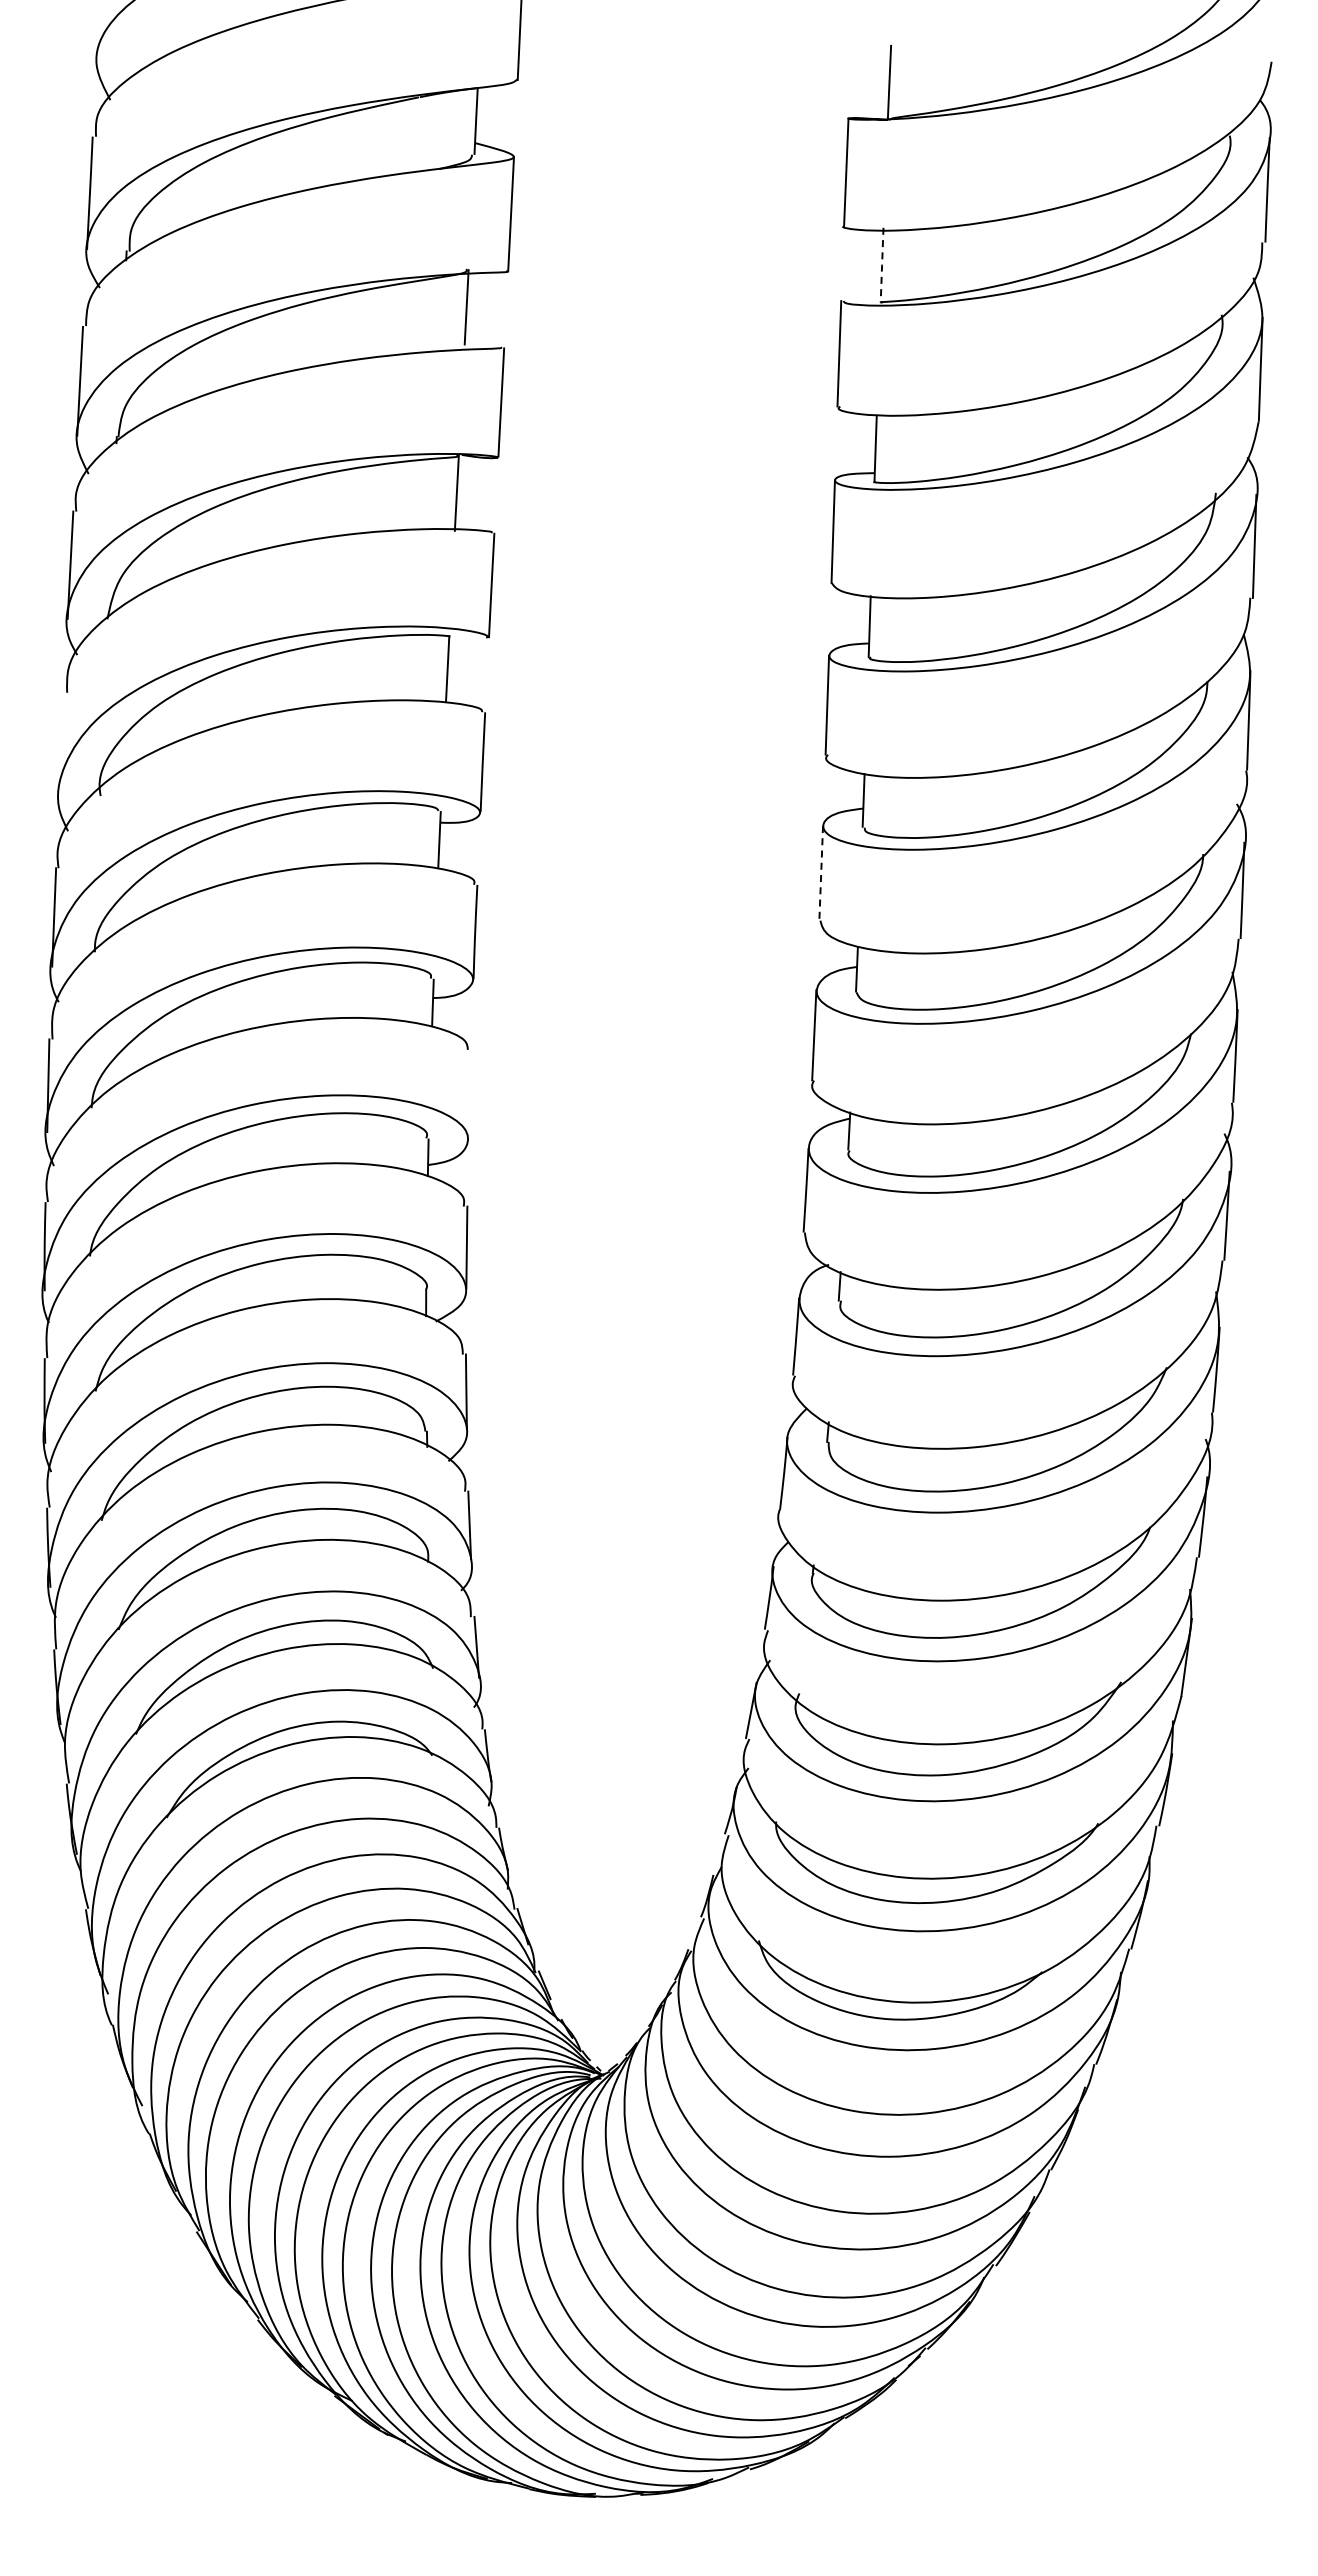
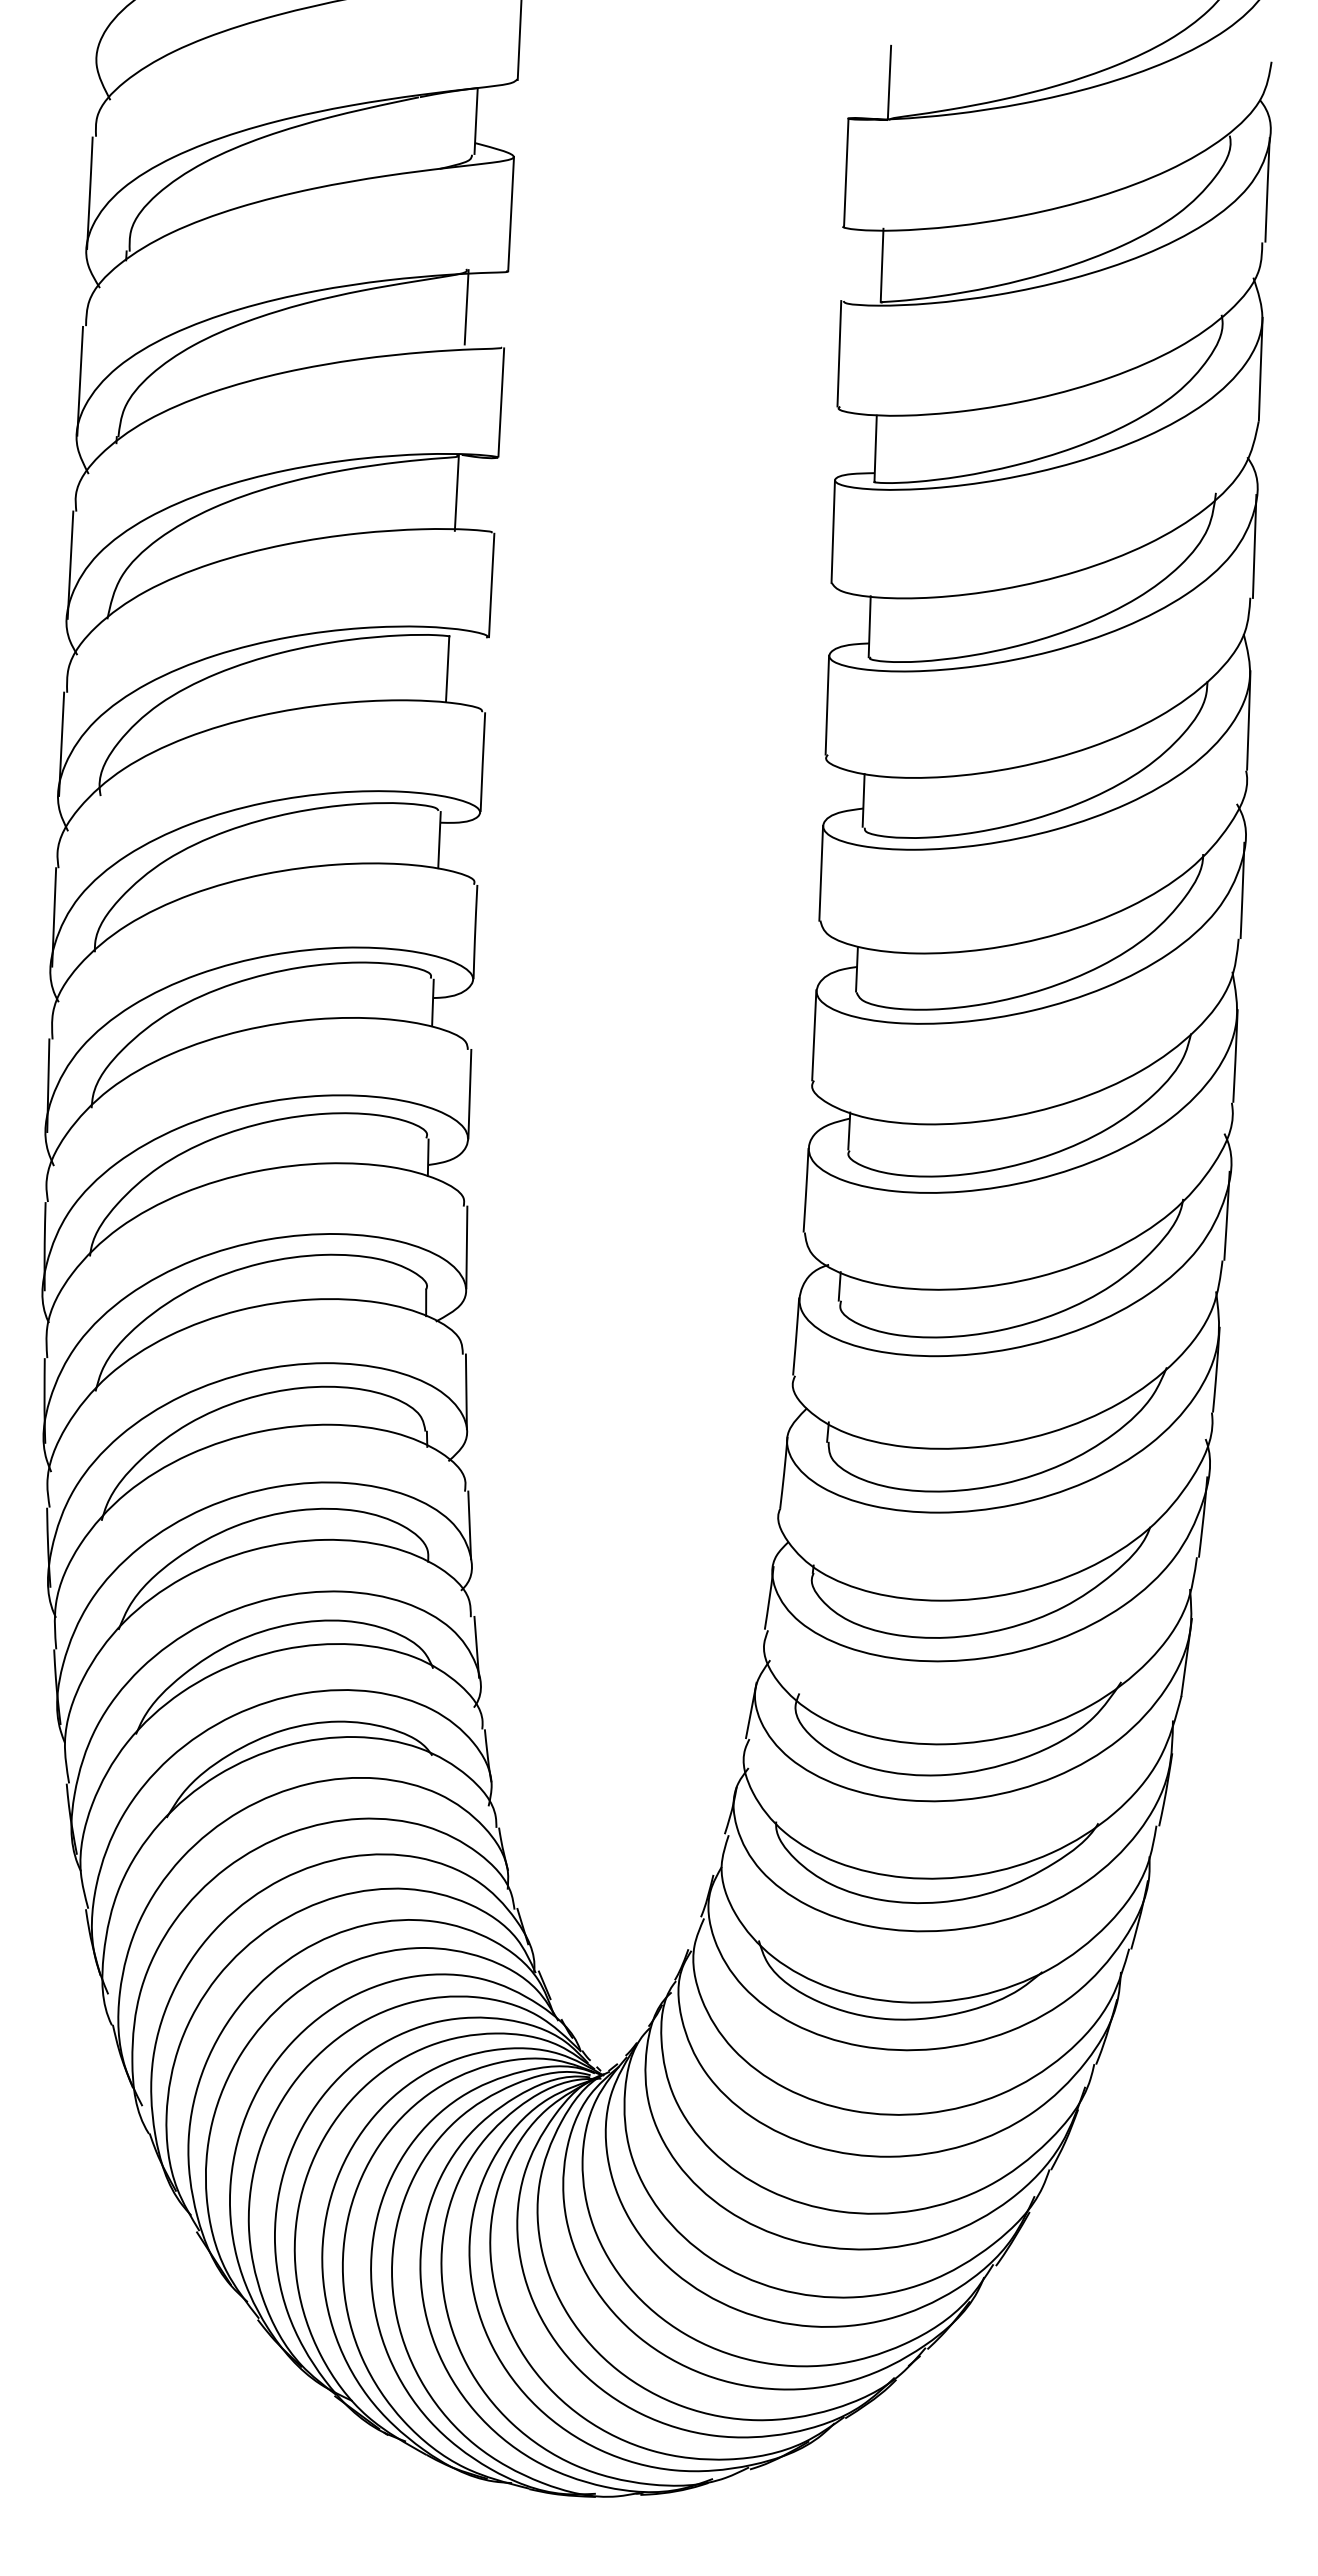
line: dashed -> solid (882, 265)
line: none -> present (61, 743)
line: dashed -> solid (821, 873)
line: none -> present (469, 1093)
